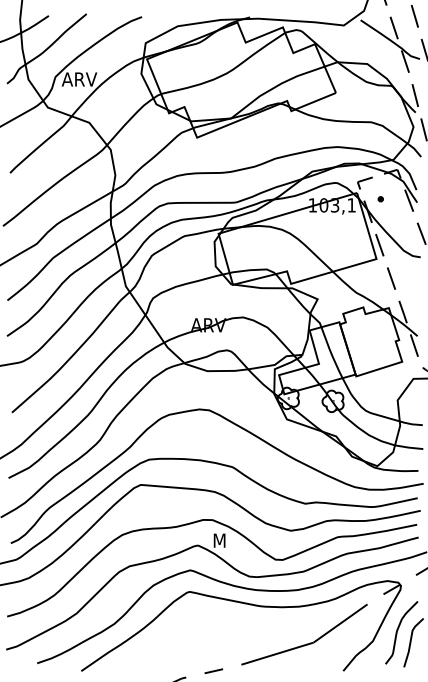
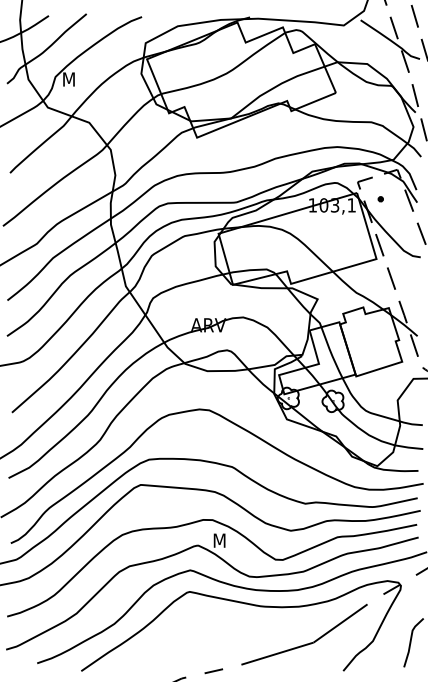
text: ARV -> M (79, 79)
curve: present -> none (398, 630)
